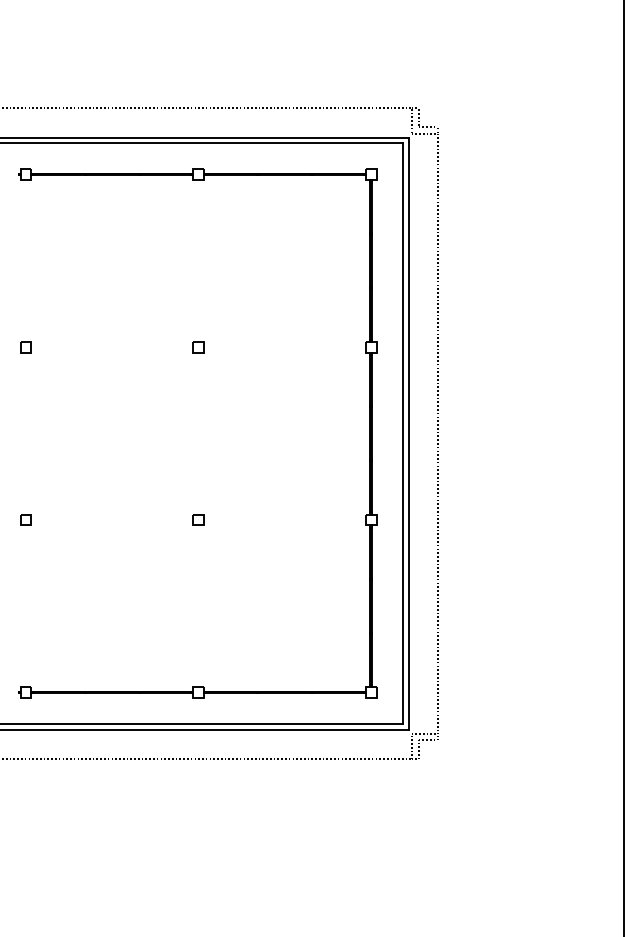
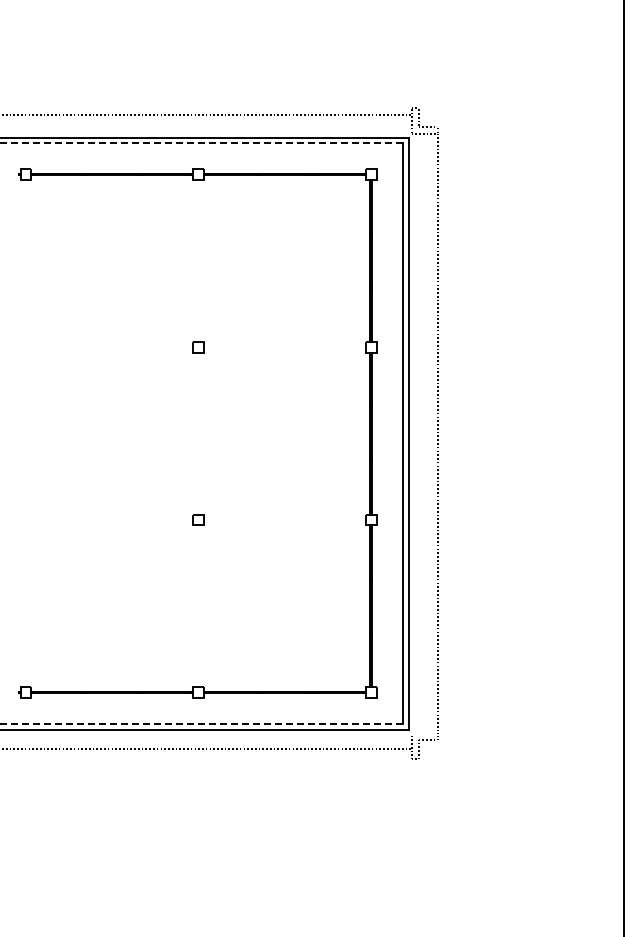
line position: (207, 108) -> (207, 115) (207, 115)
line: solid -> dashed (201, 142)
part: present -> none (25, 347)
part: present -> none (25, 519)
line: solid -> dashed (201, 724)
line: present -> none (424, 733)
line position: (207, 758) -> (207, 748) (207, 748)
